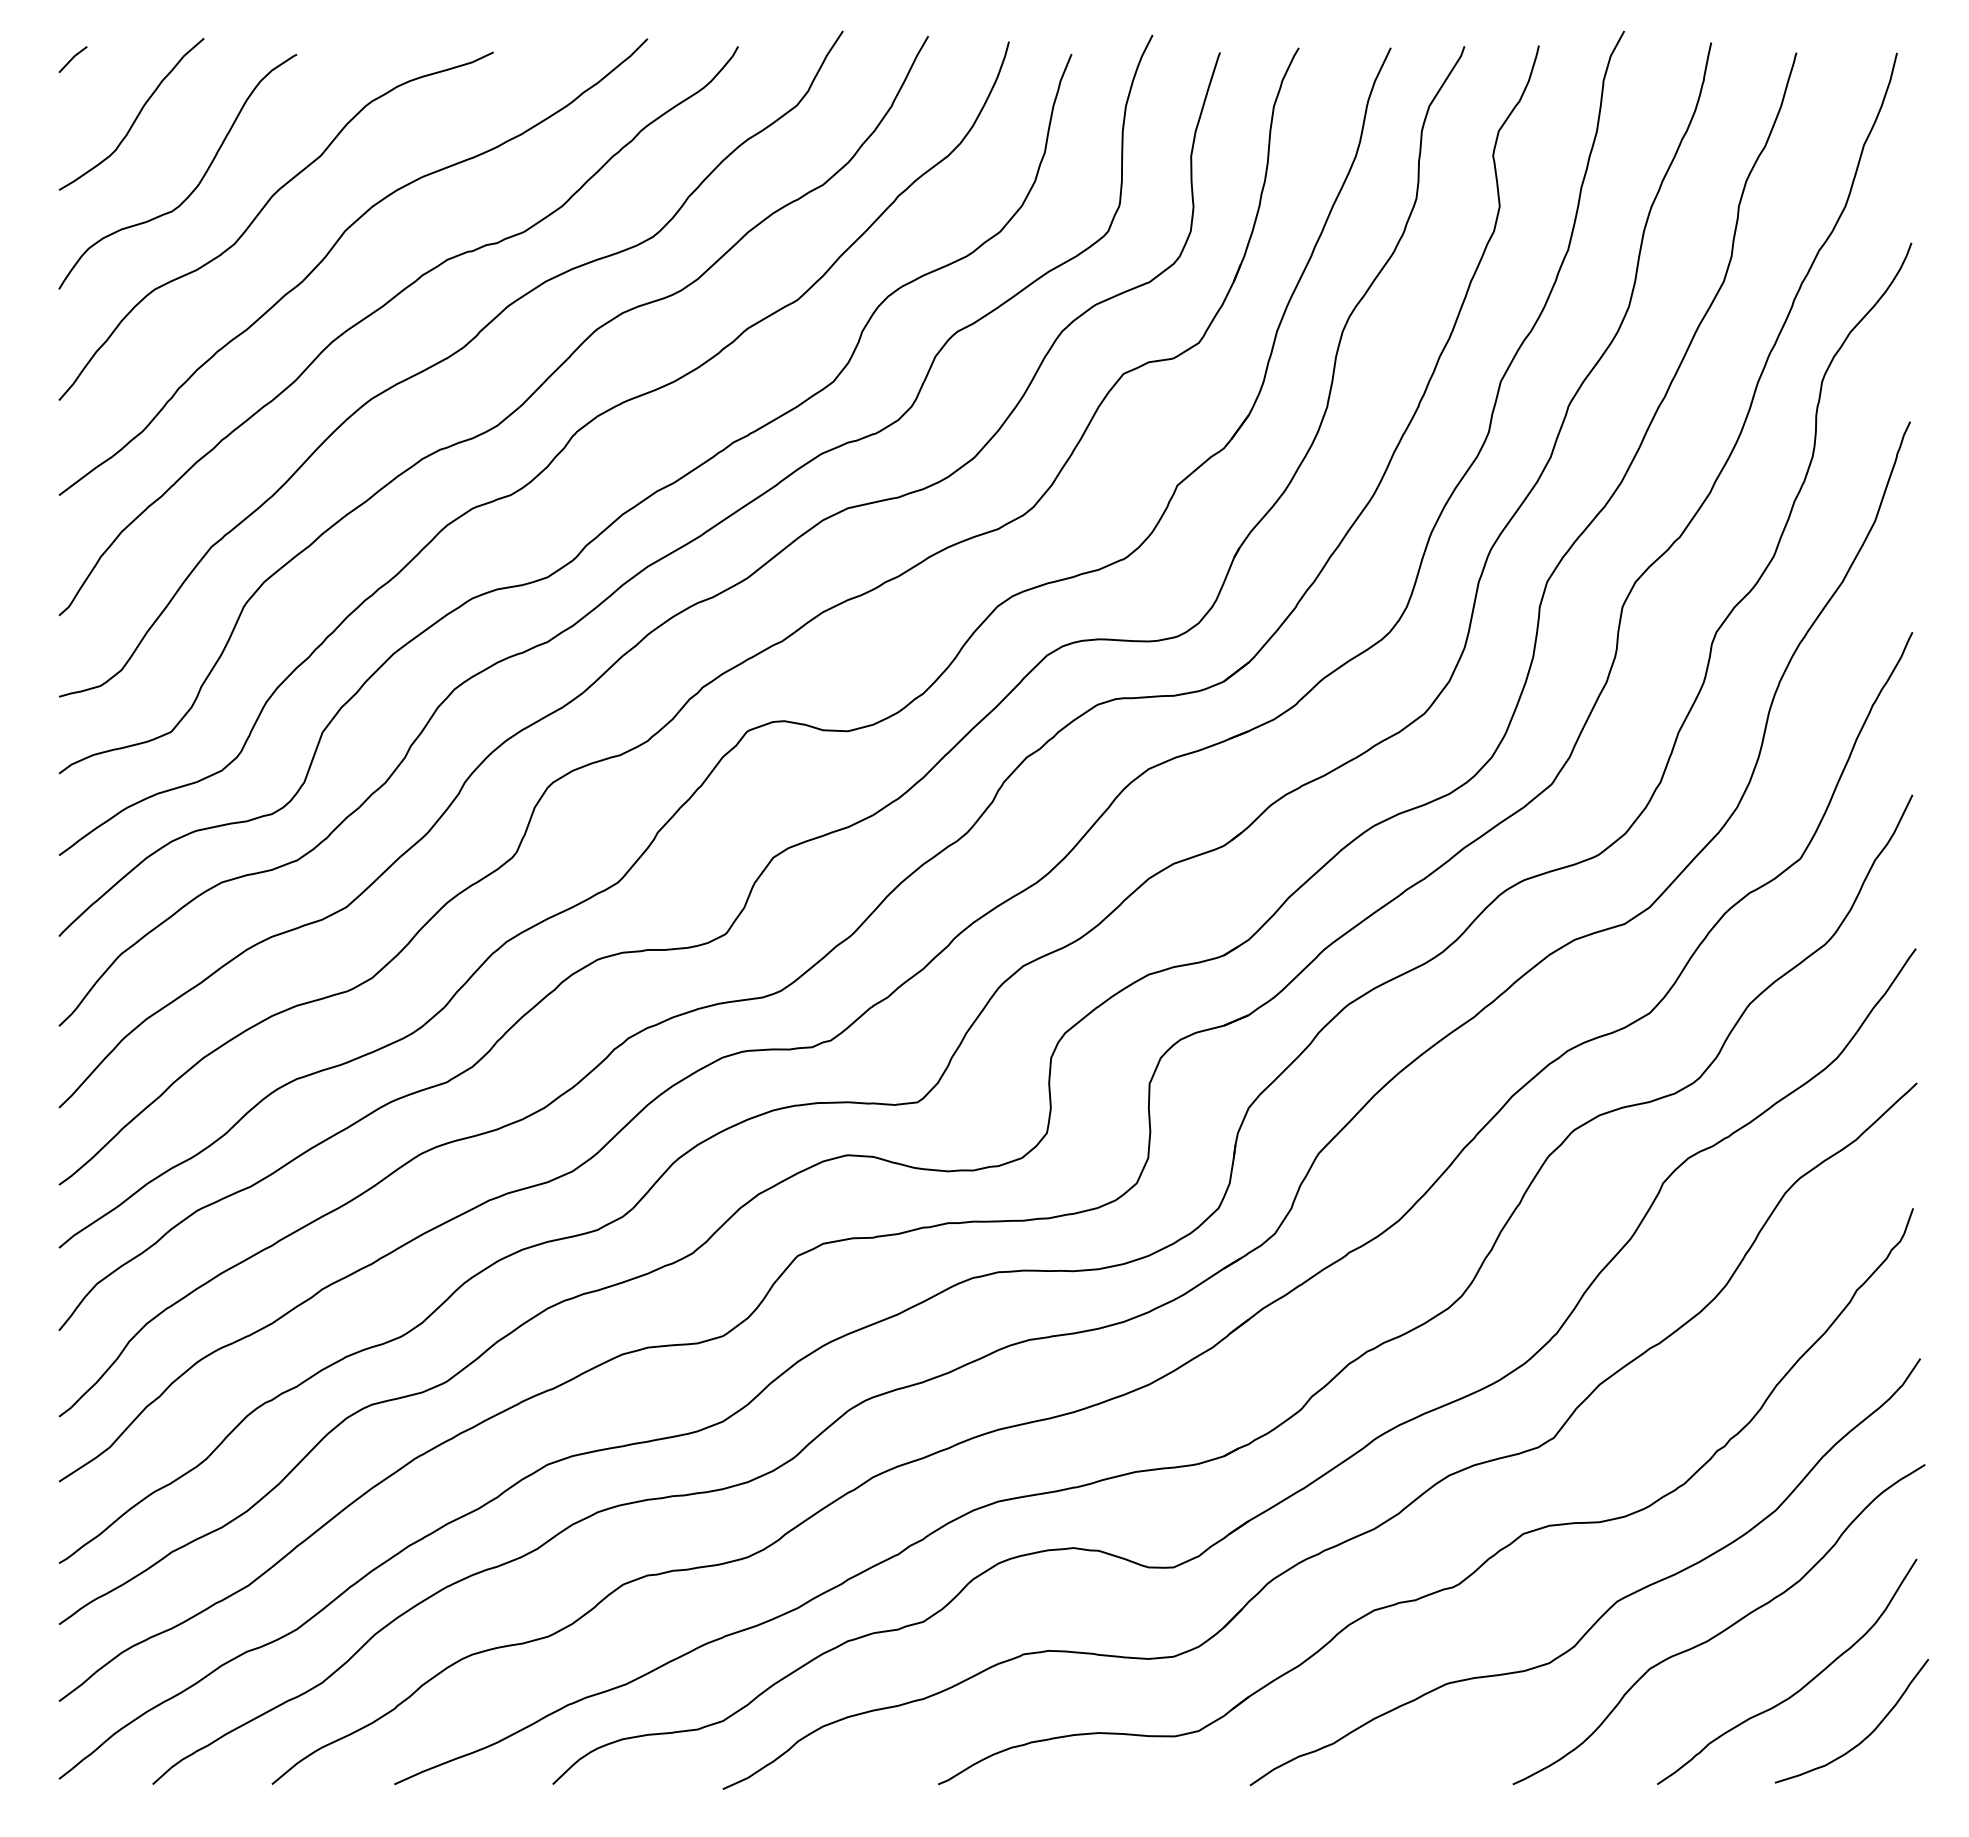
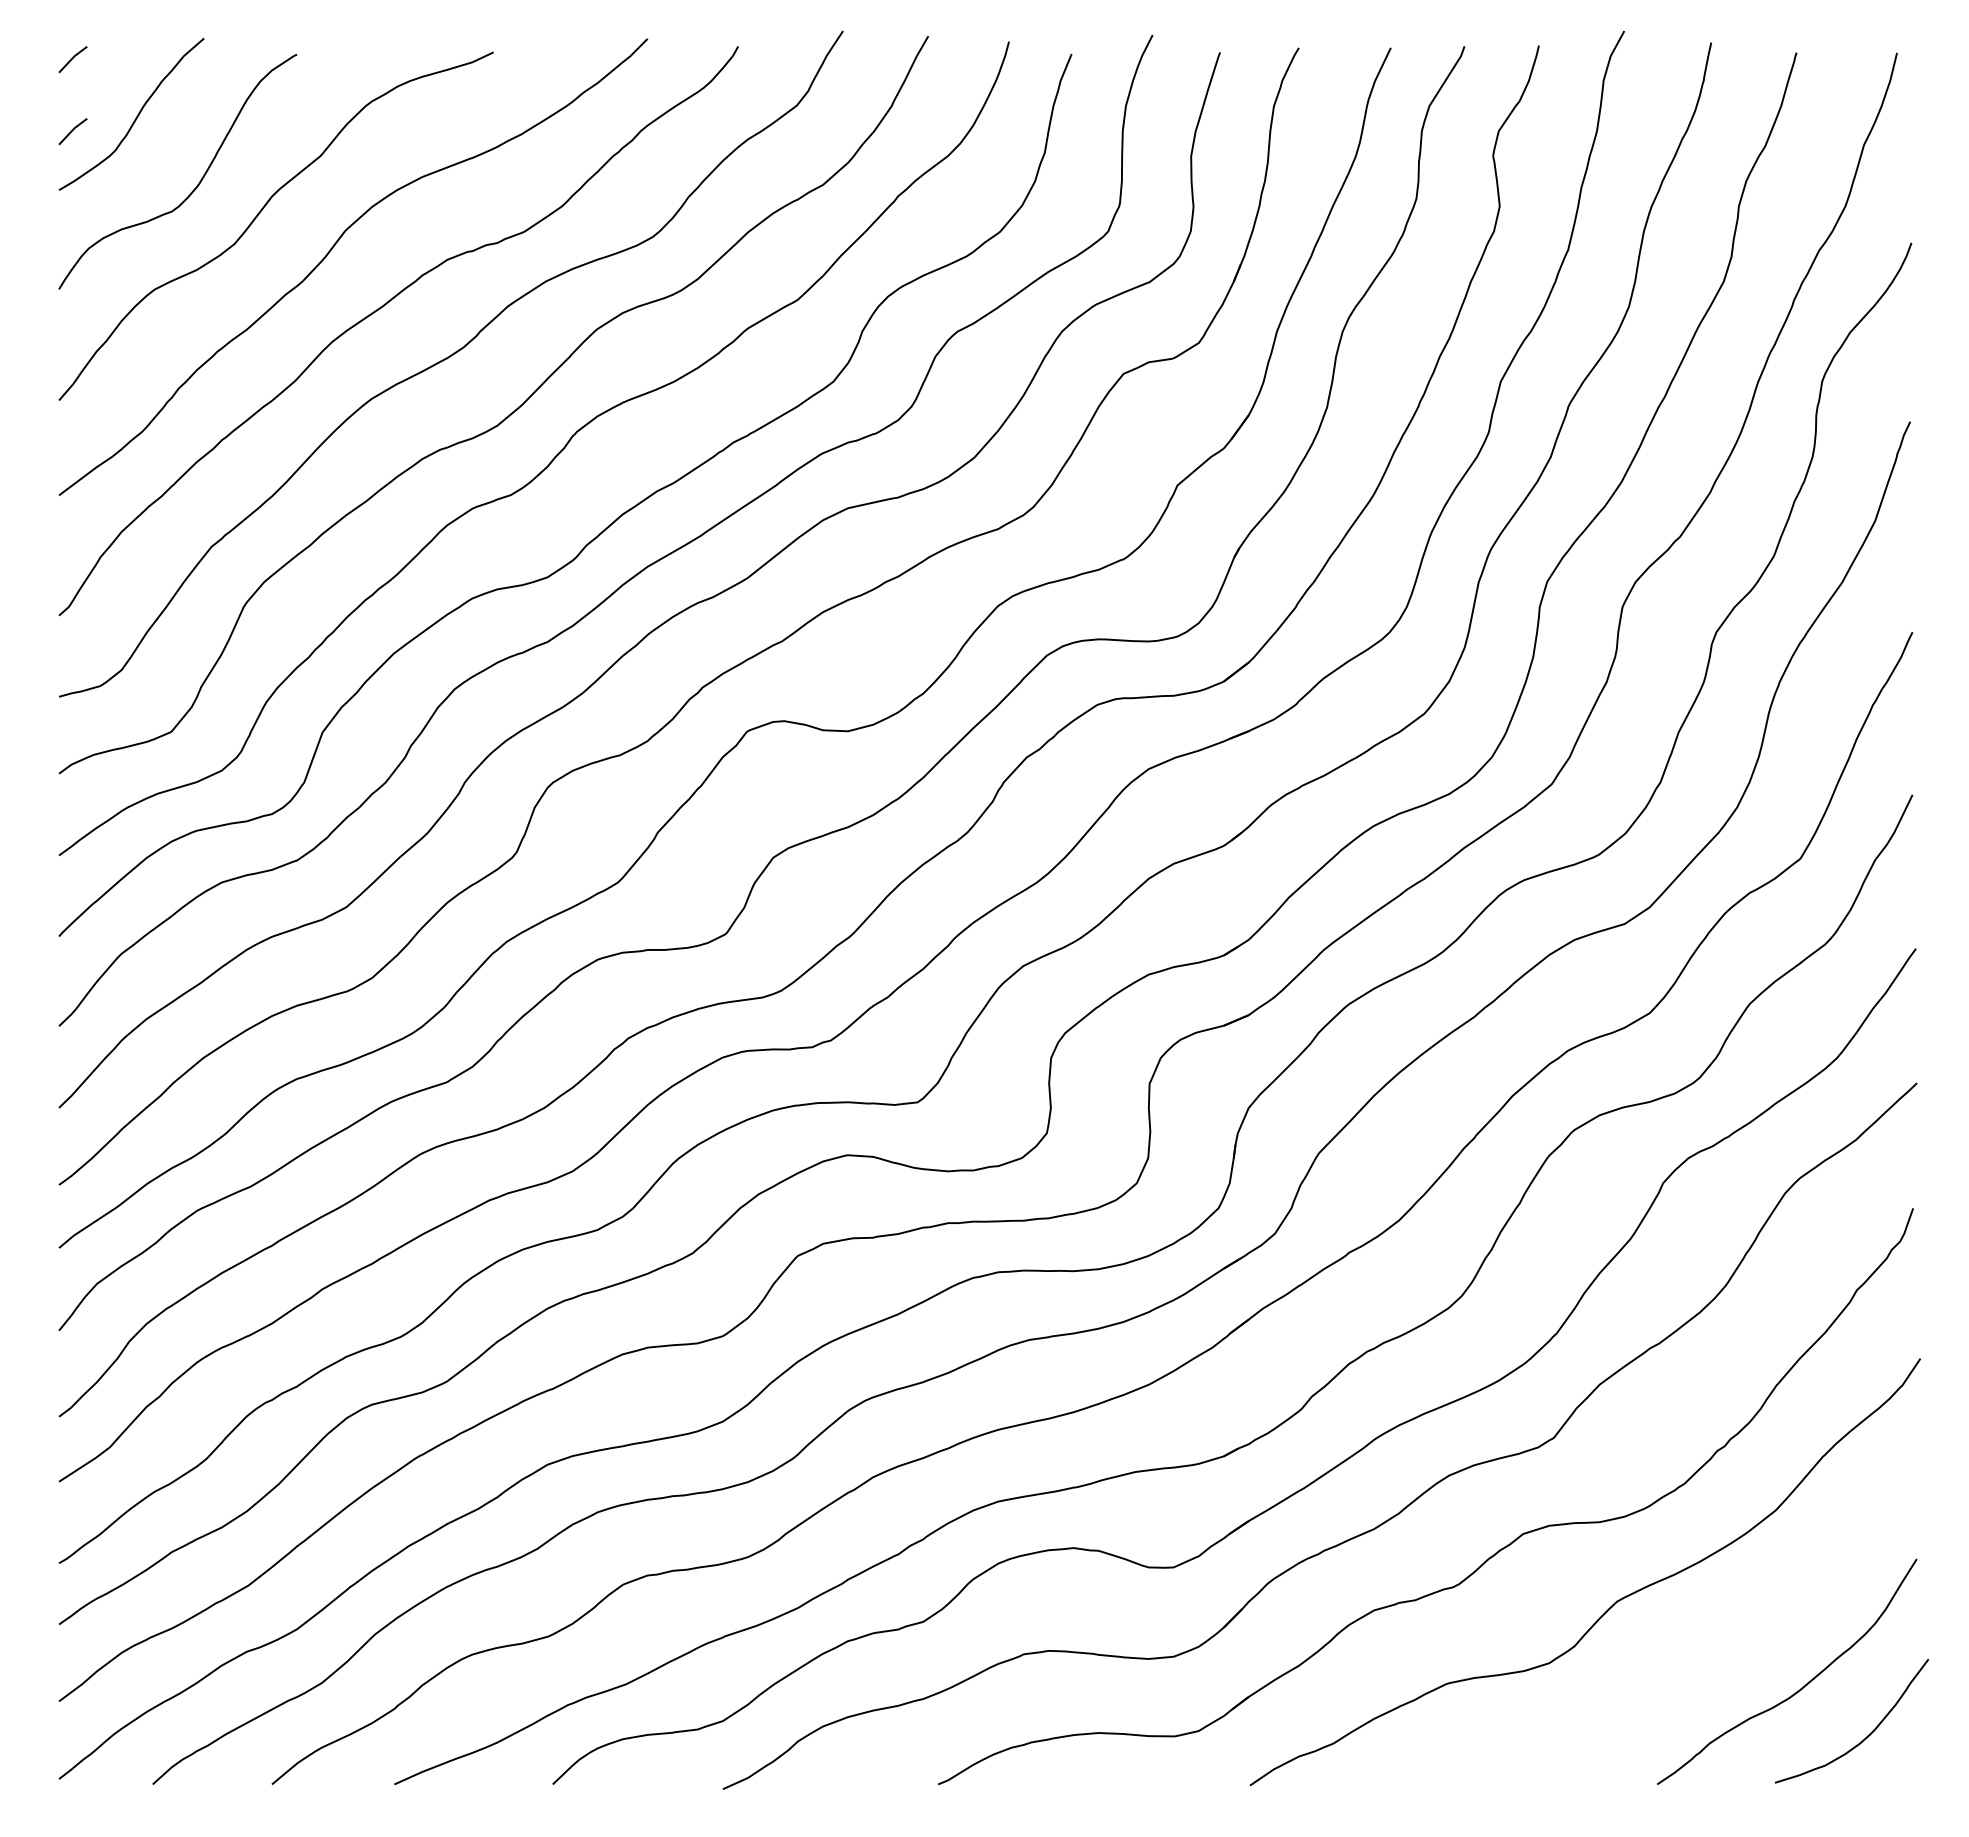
line: none -> present (72, 131)
curve: present -> none (1722, 1630)
